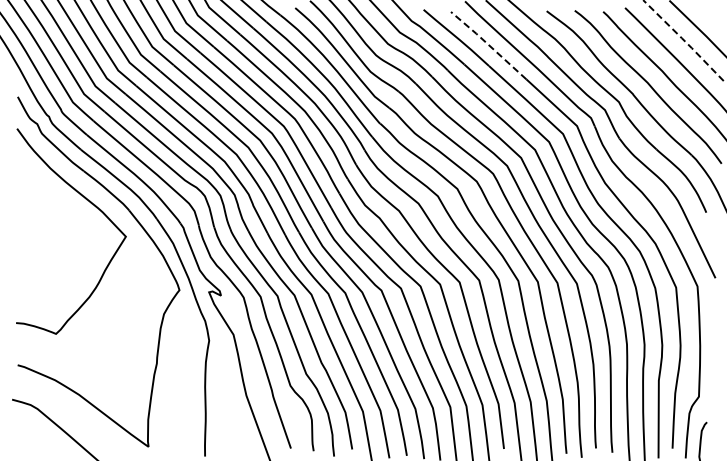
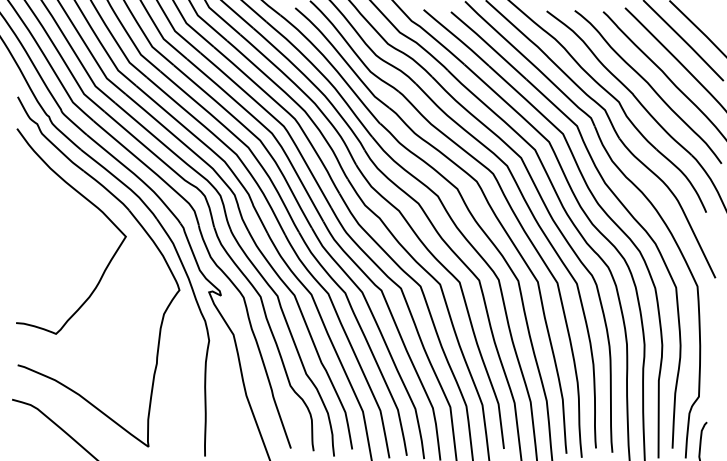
line: dashed -> solid (683, 39)
line: dashed -> solid (488, 44)
